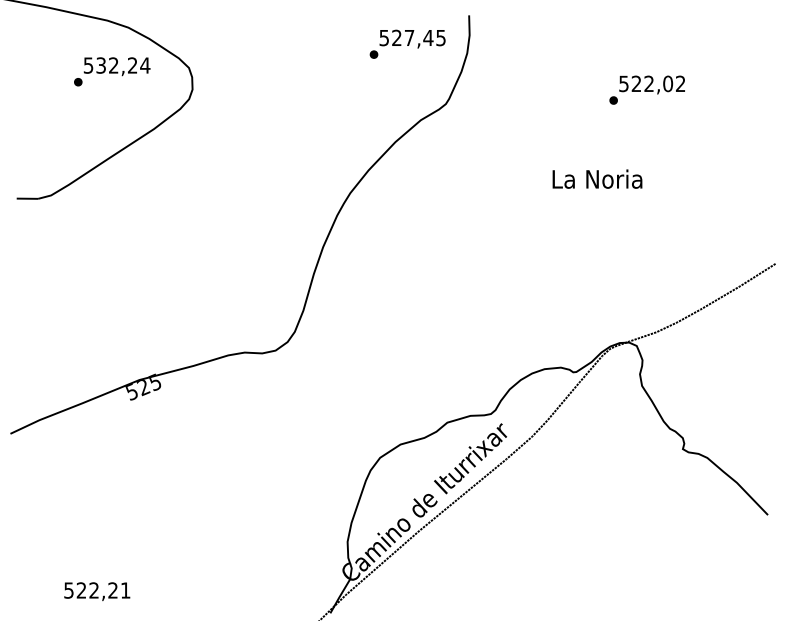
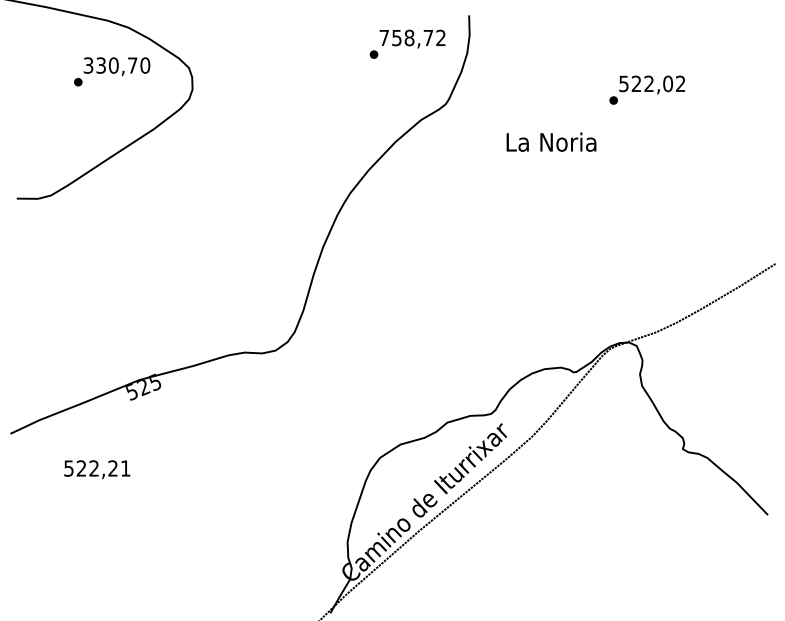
text: 527,45 -> 758,72 (412, 37)
text: 532,24 -> 330,70 (117, 65)
text position: (597, 178) -> (551, 141) (551, 141)
text position: (97, 591) -> (97, 469) (97, 469)
